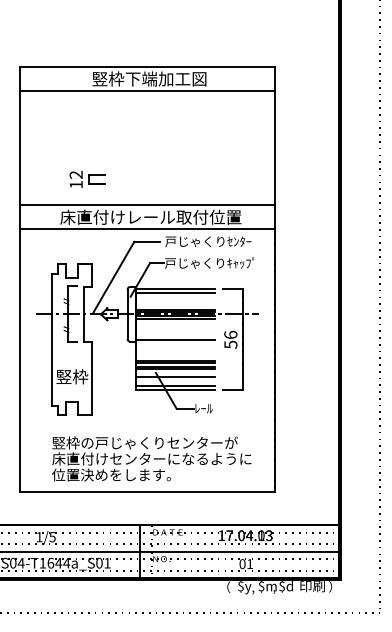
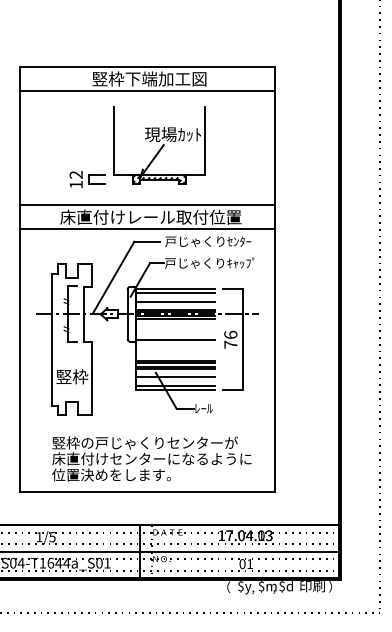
part: none -> present (159, 145)
line: none -> present (175, 302)
text: 56 -> 76 (230, 344)
